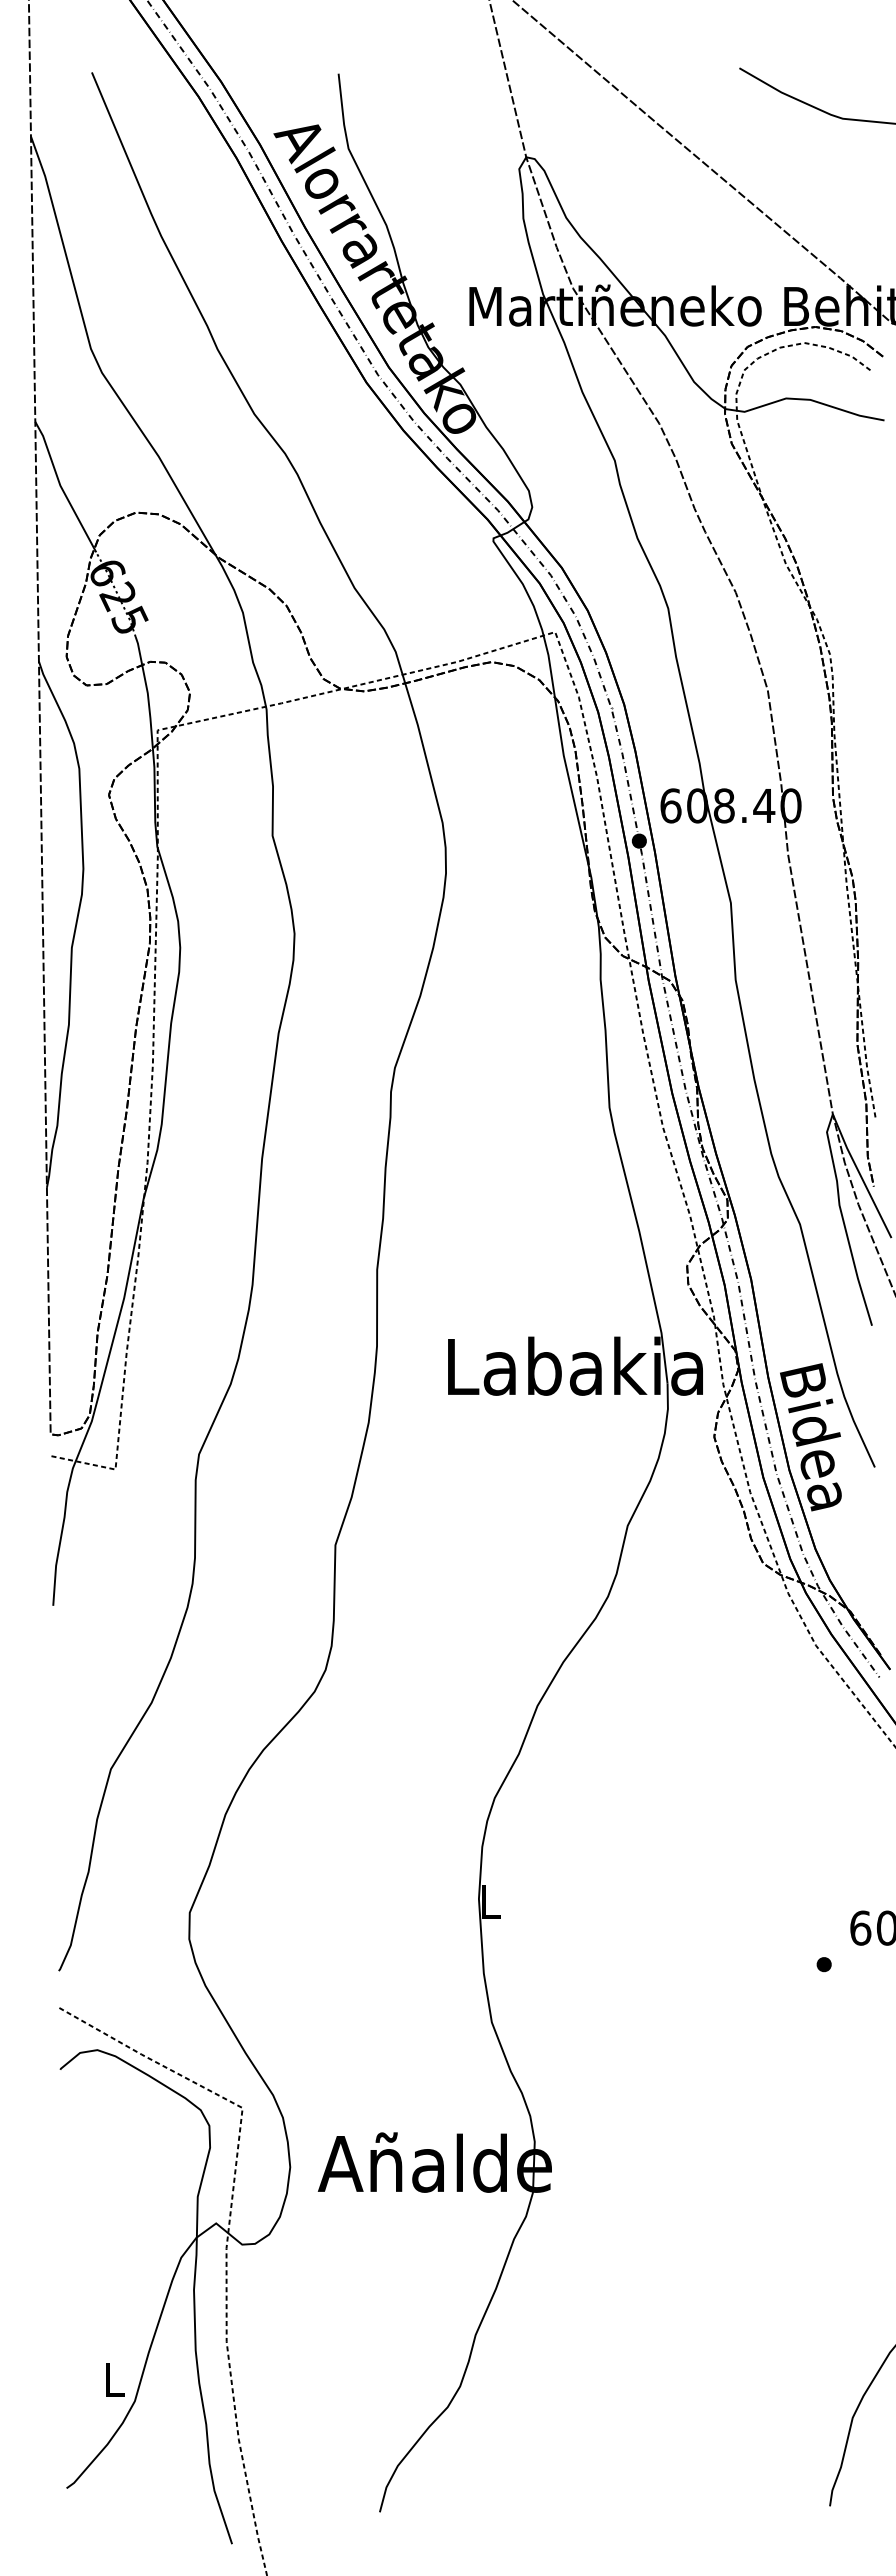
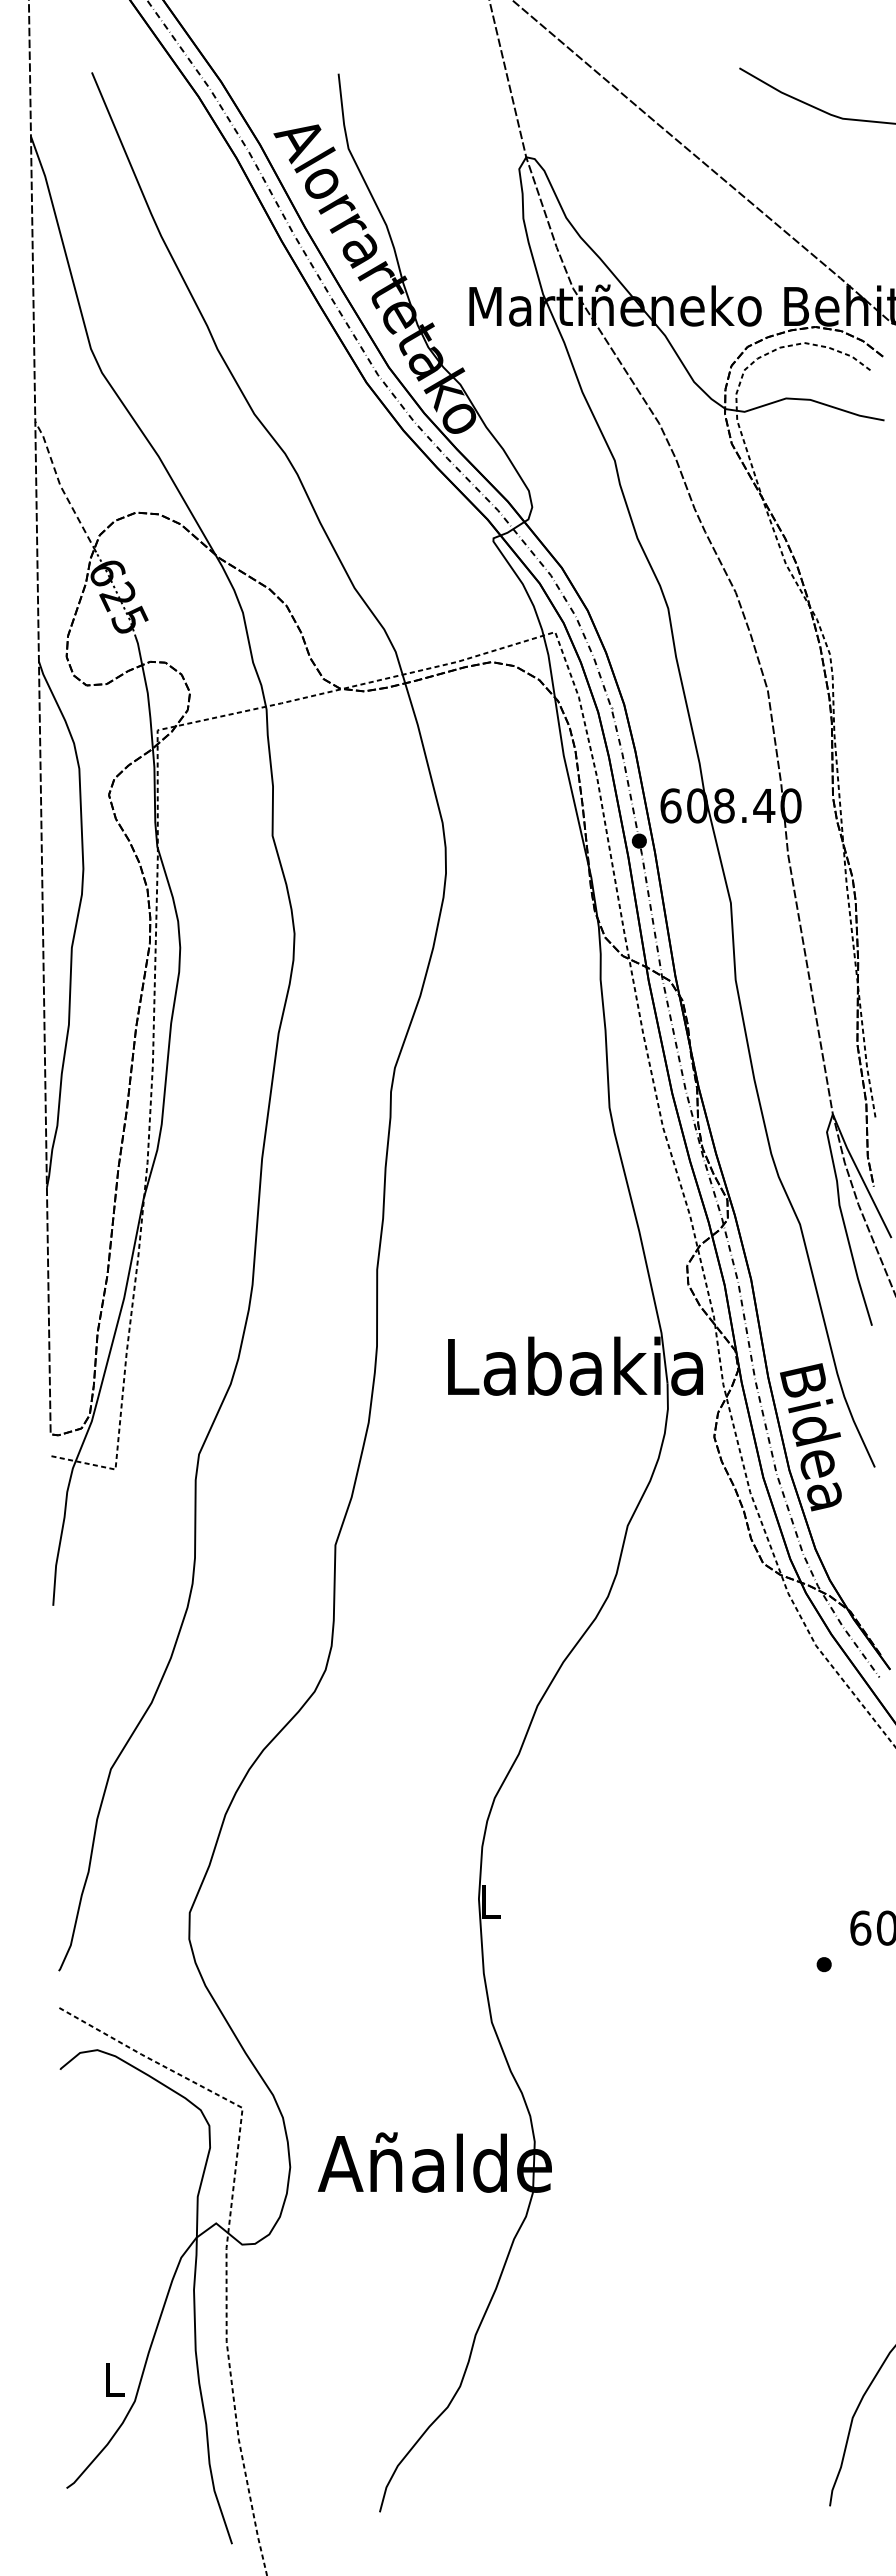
line: solid -> dashed (61, 487)
